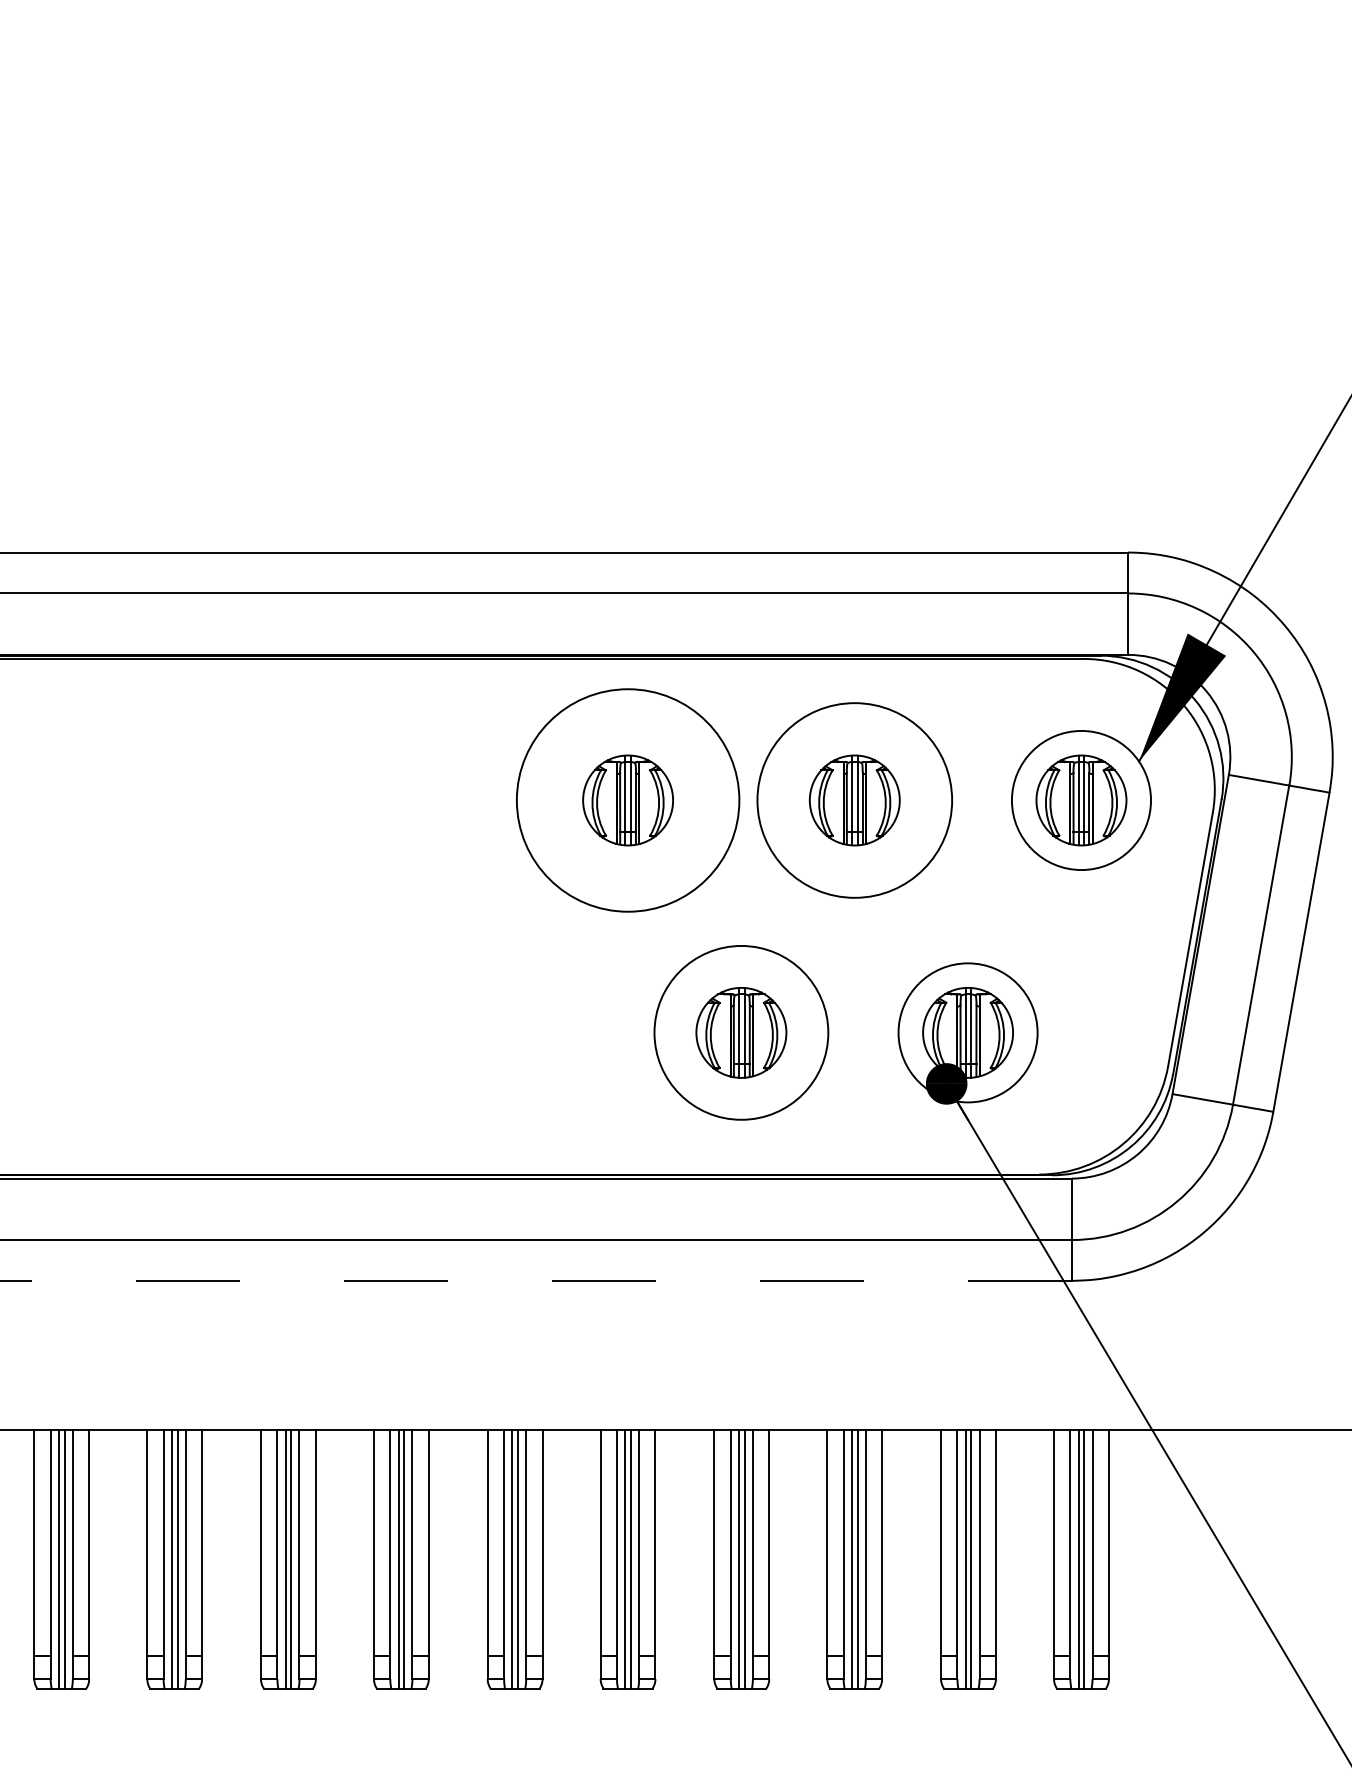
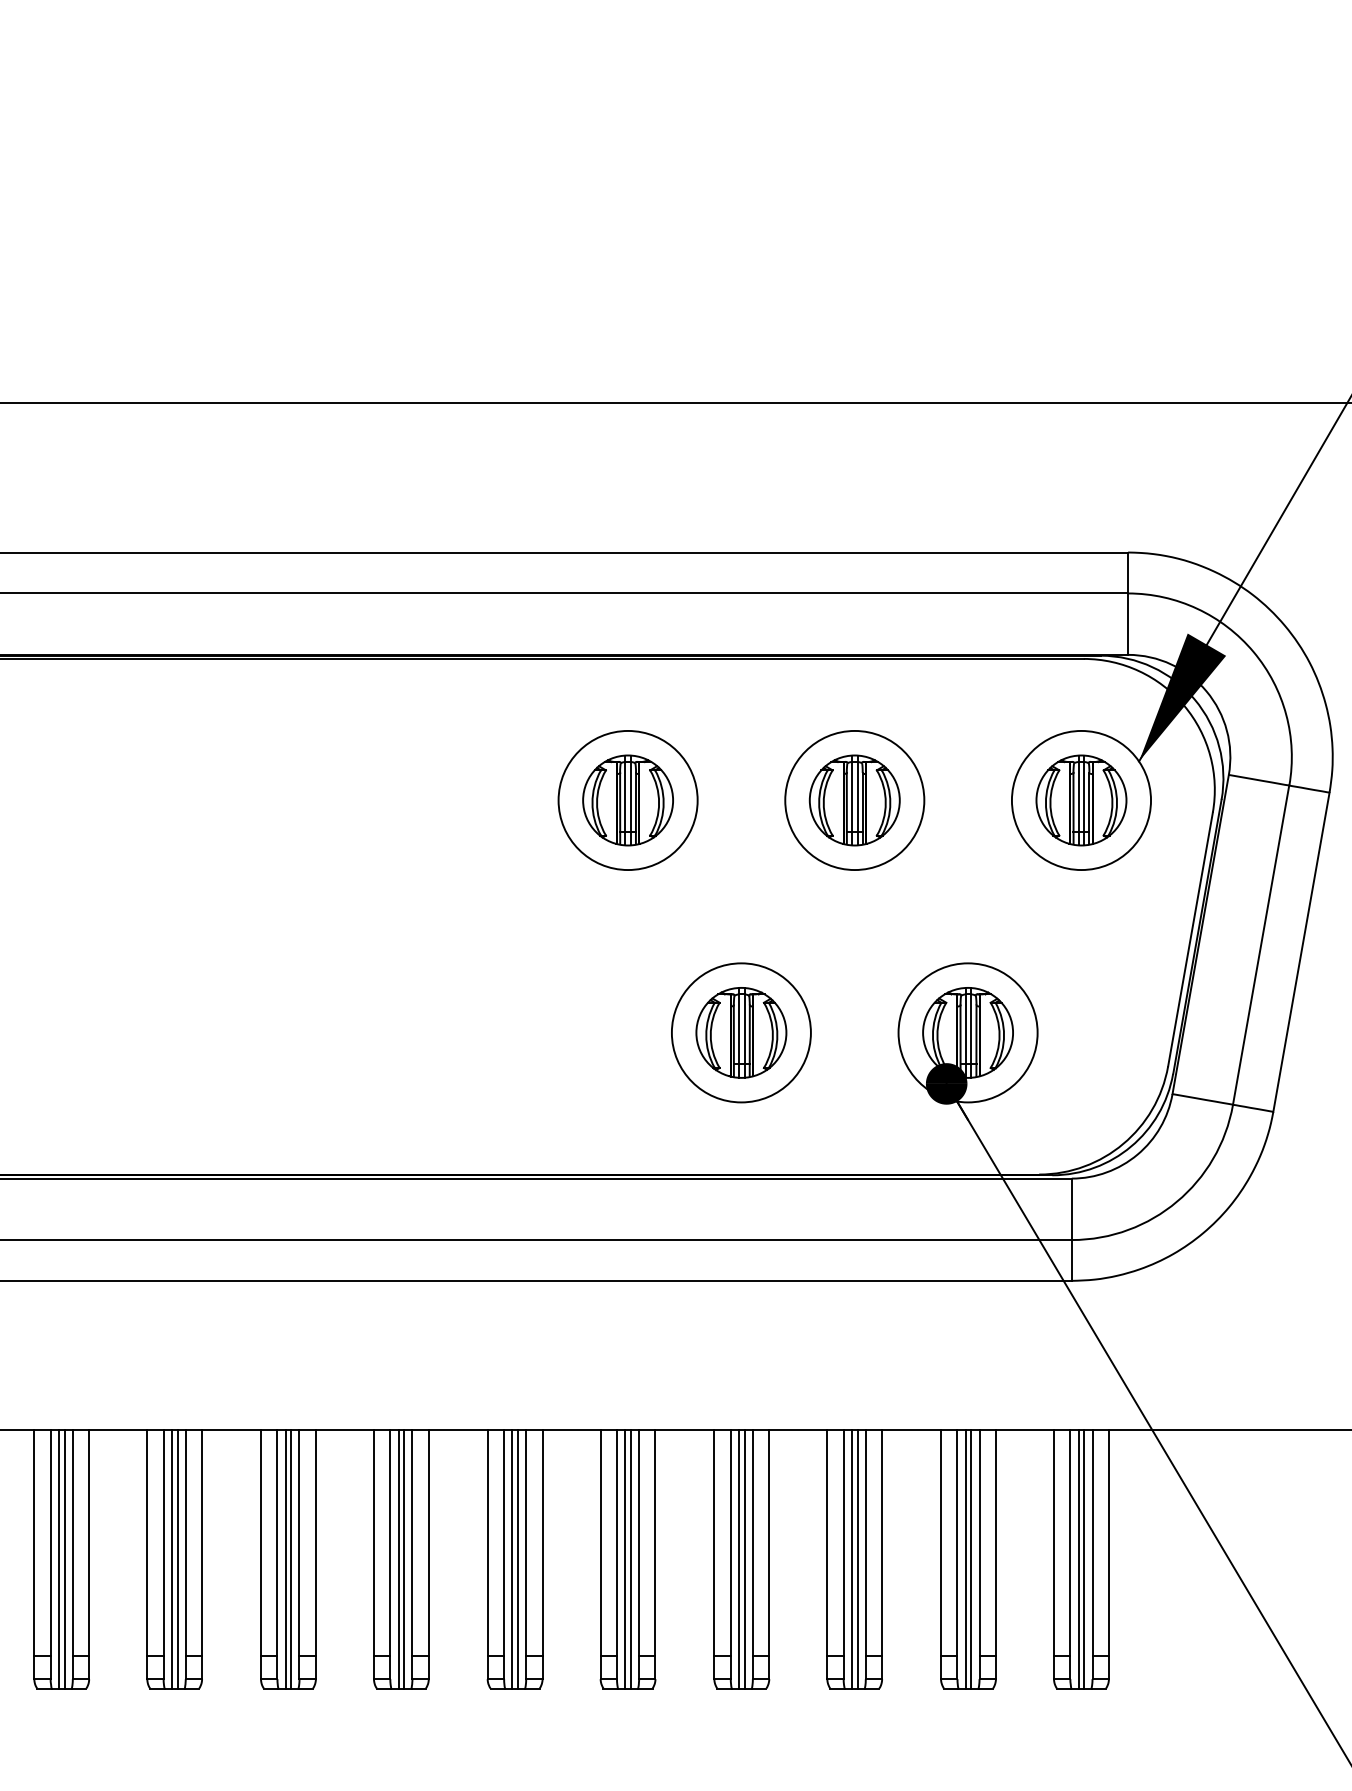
line: none -> present (675, 403)
circle diameter: 222 px -> 139 px (627, 800)
circle diameter: 195 px -> 139 px (854, 800)
circle diameter: 174 px -> 139 px (740, 1032)
line: dashed -> solid (536, 1280)
